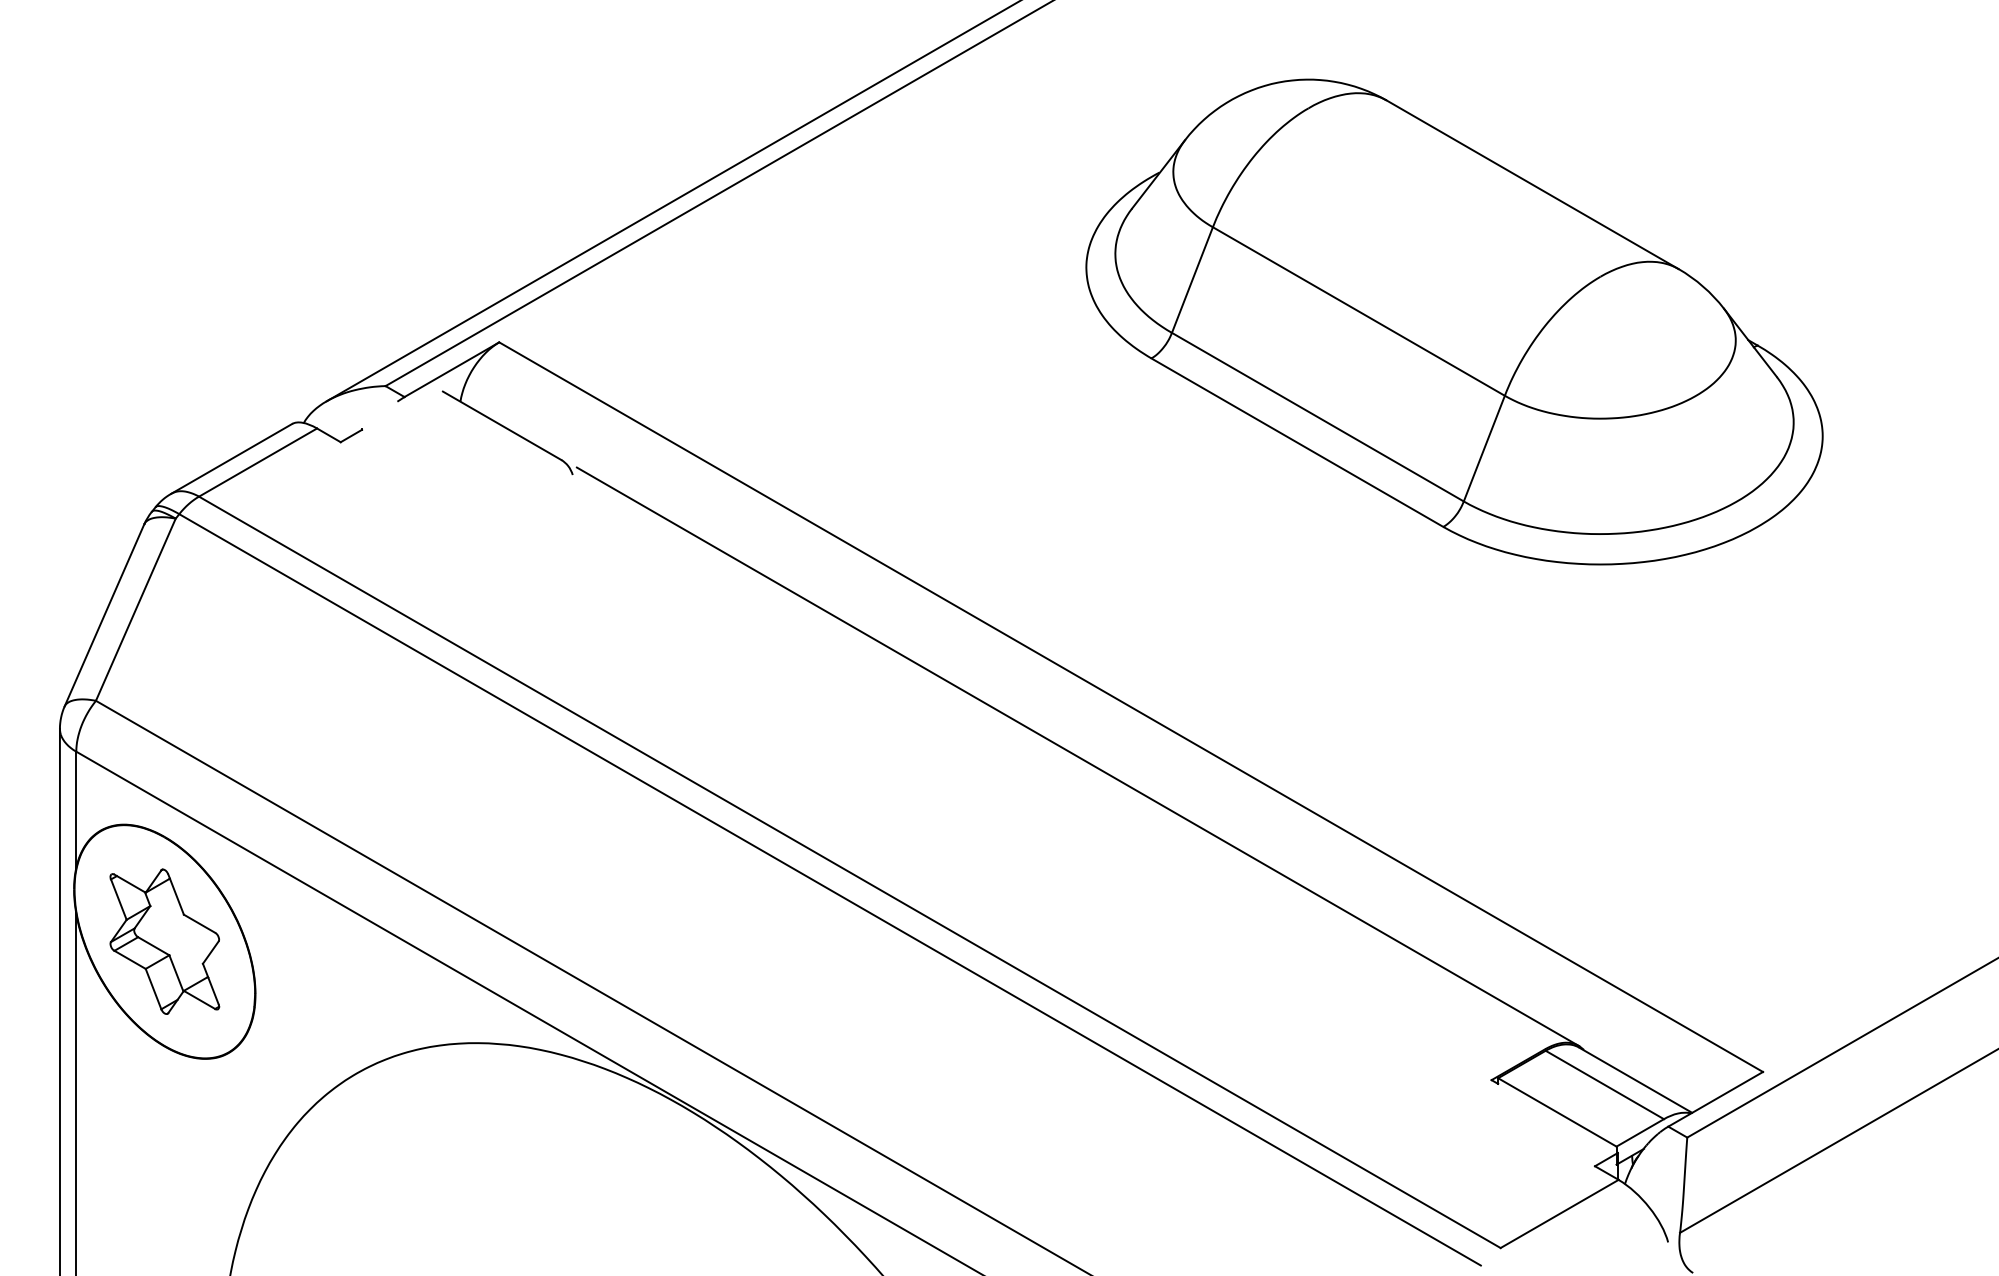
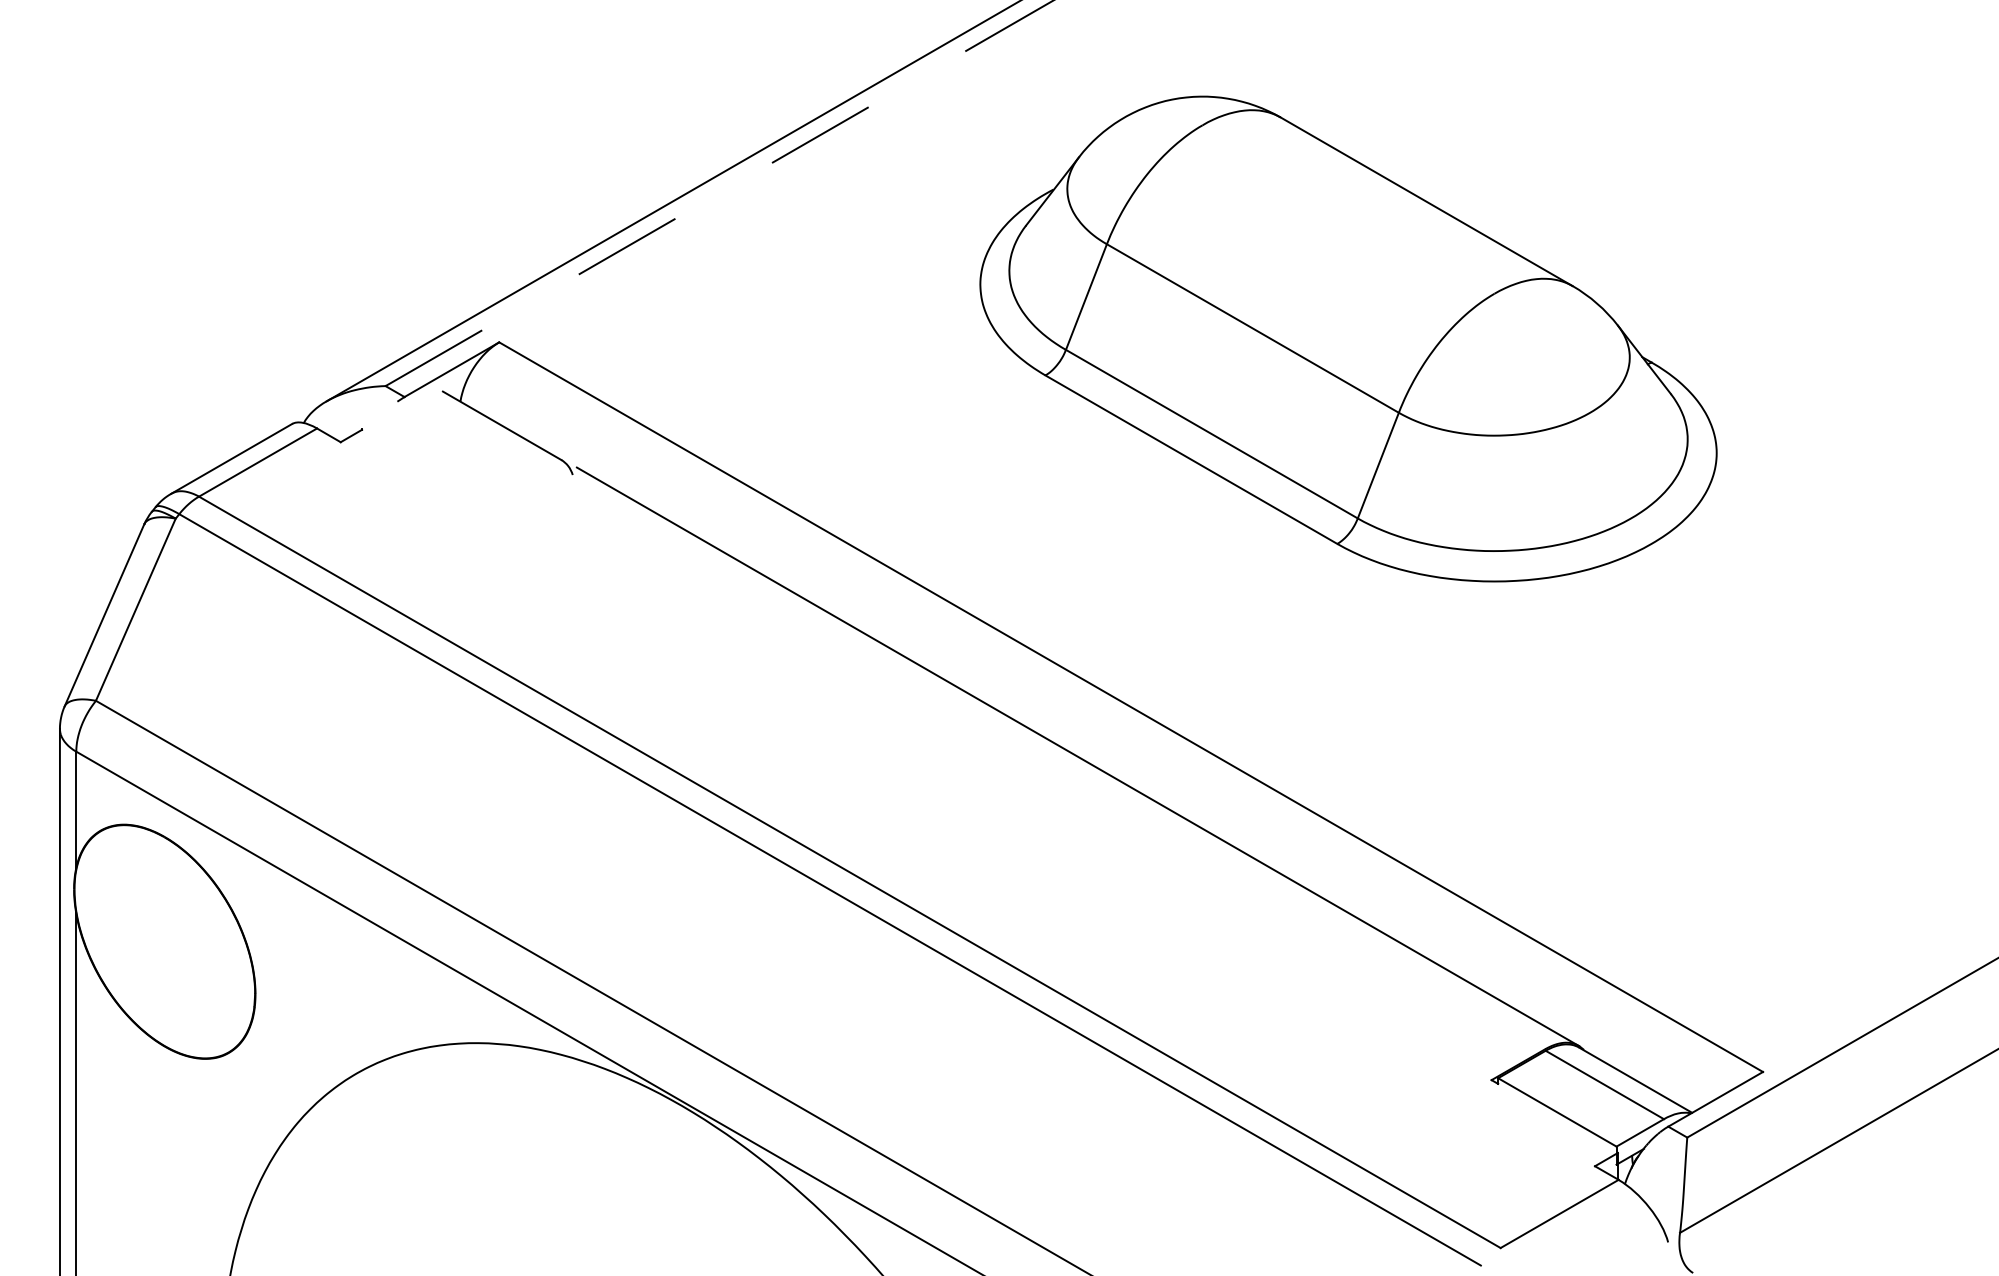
line: solid -> dashed (719, 193)
part position: (1454, 321) -> (1348, 338) (1348, 338)
part: present -> none (164, 941)
